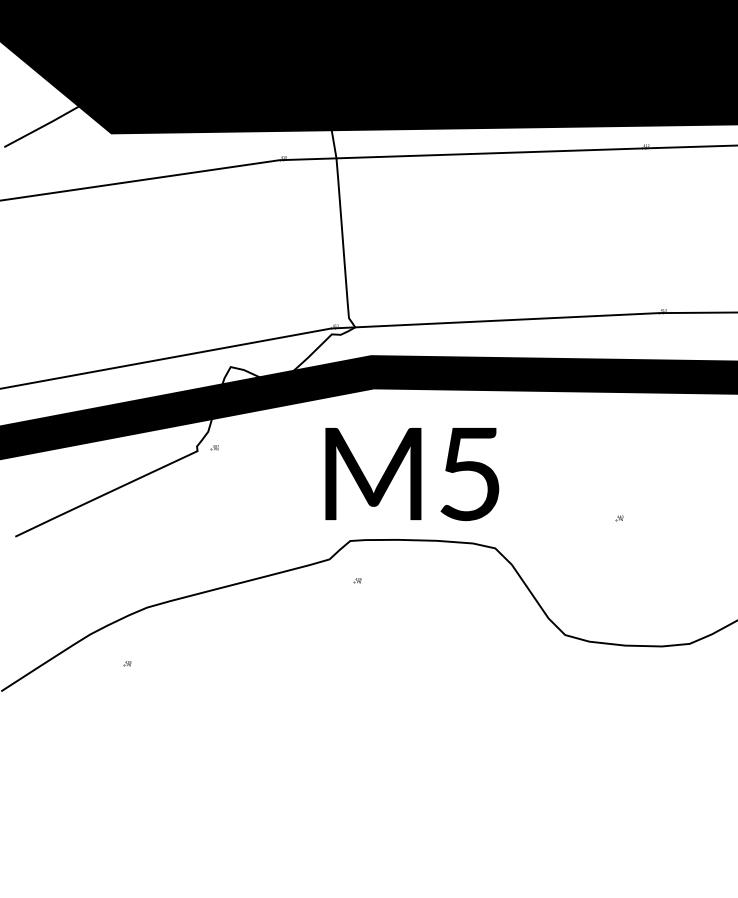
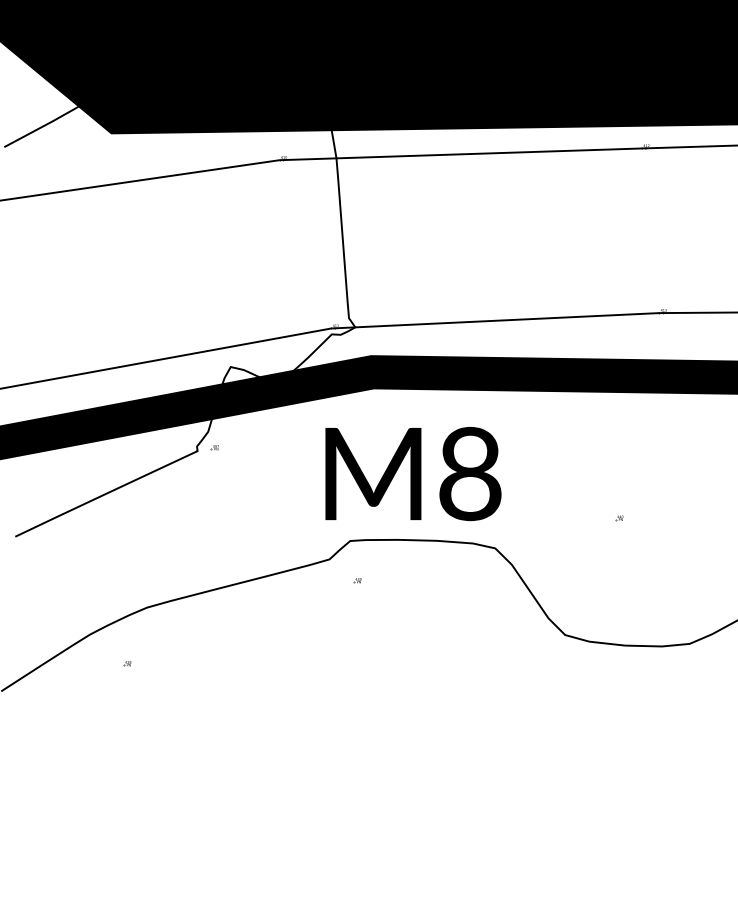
text: M5 -> M8 (470, 473)
